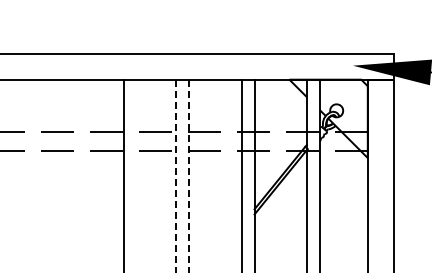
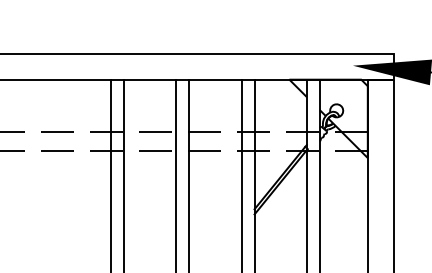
line: none -> present (110, 174)
line: dashed -> solid (176, 176)
line: dashed -> solid (189, 176)
